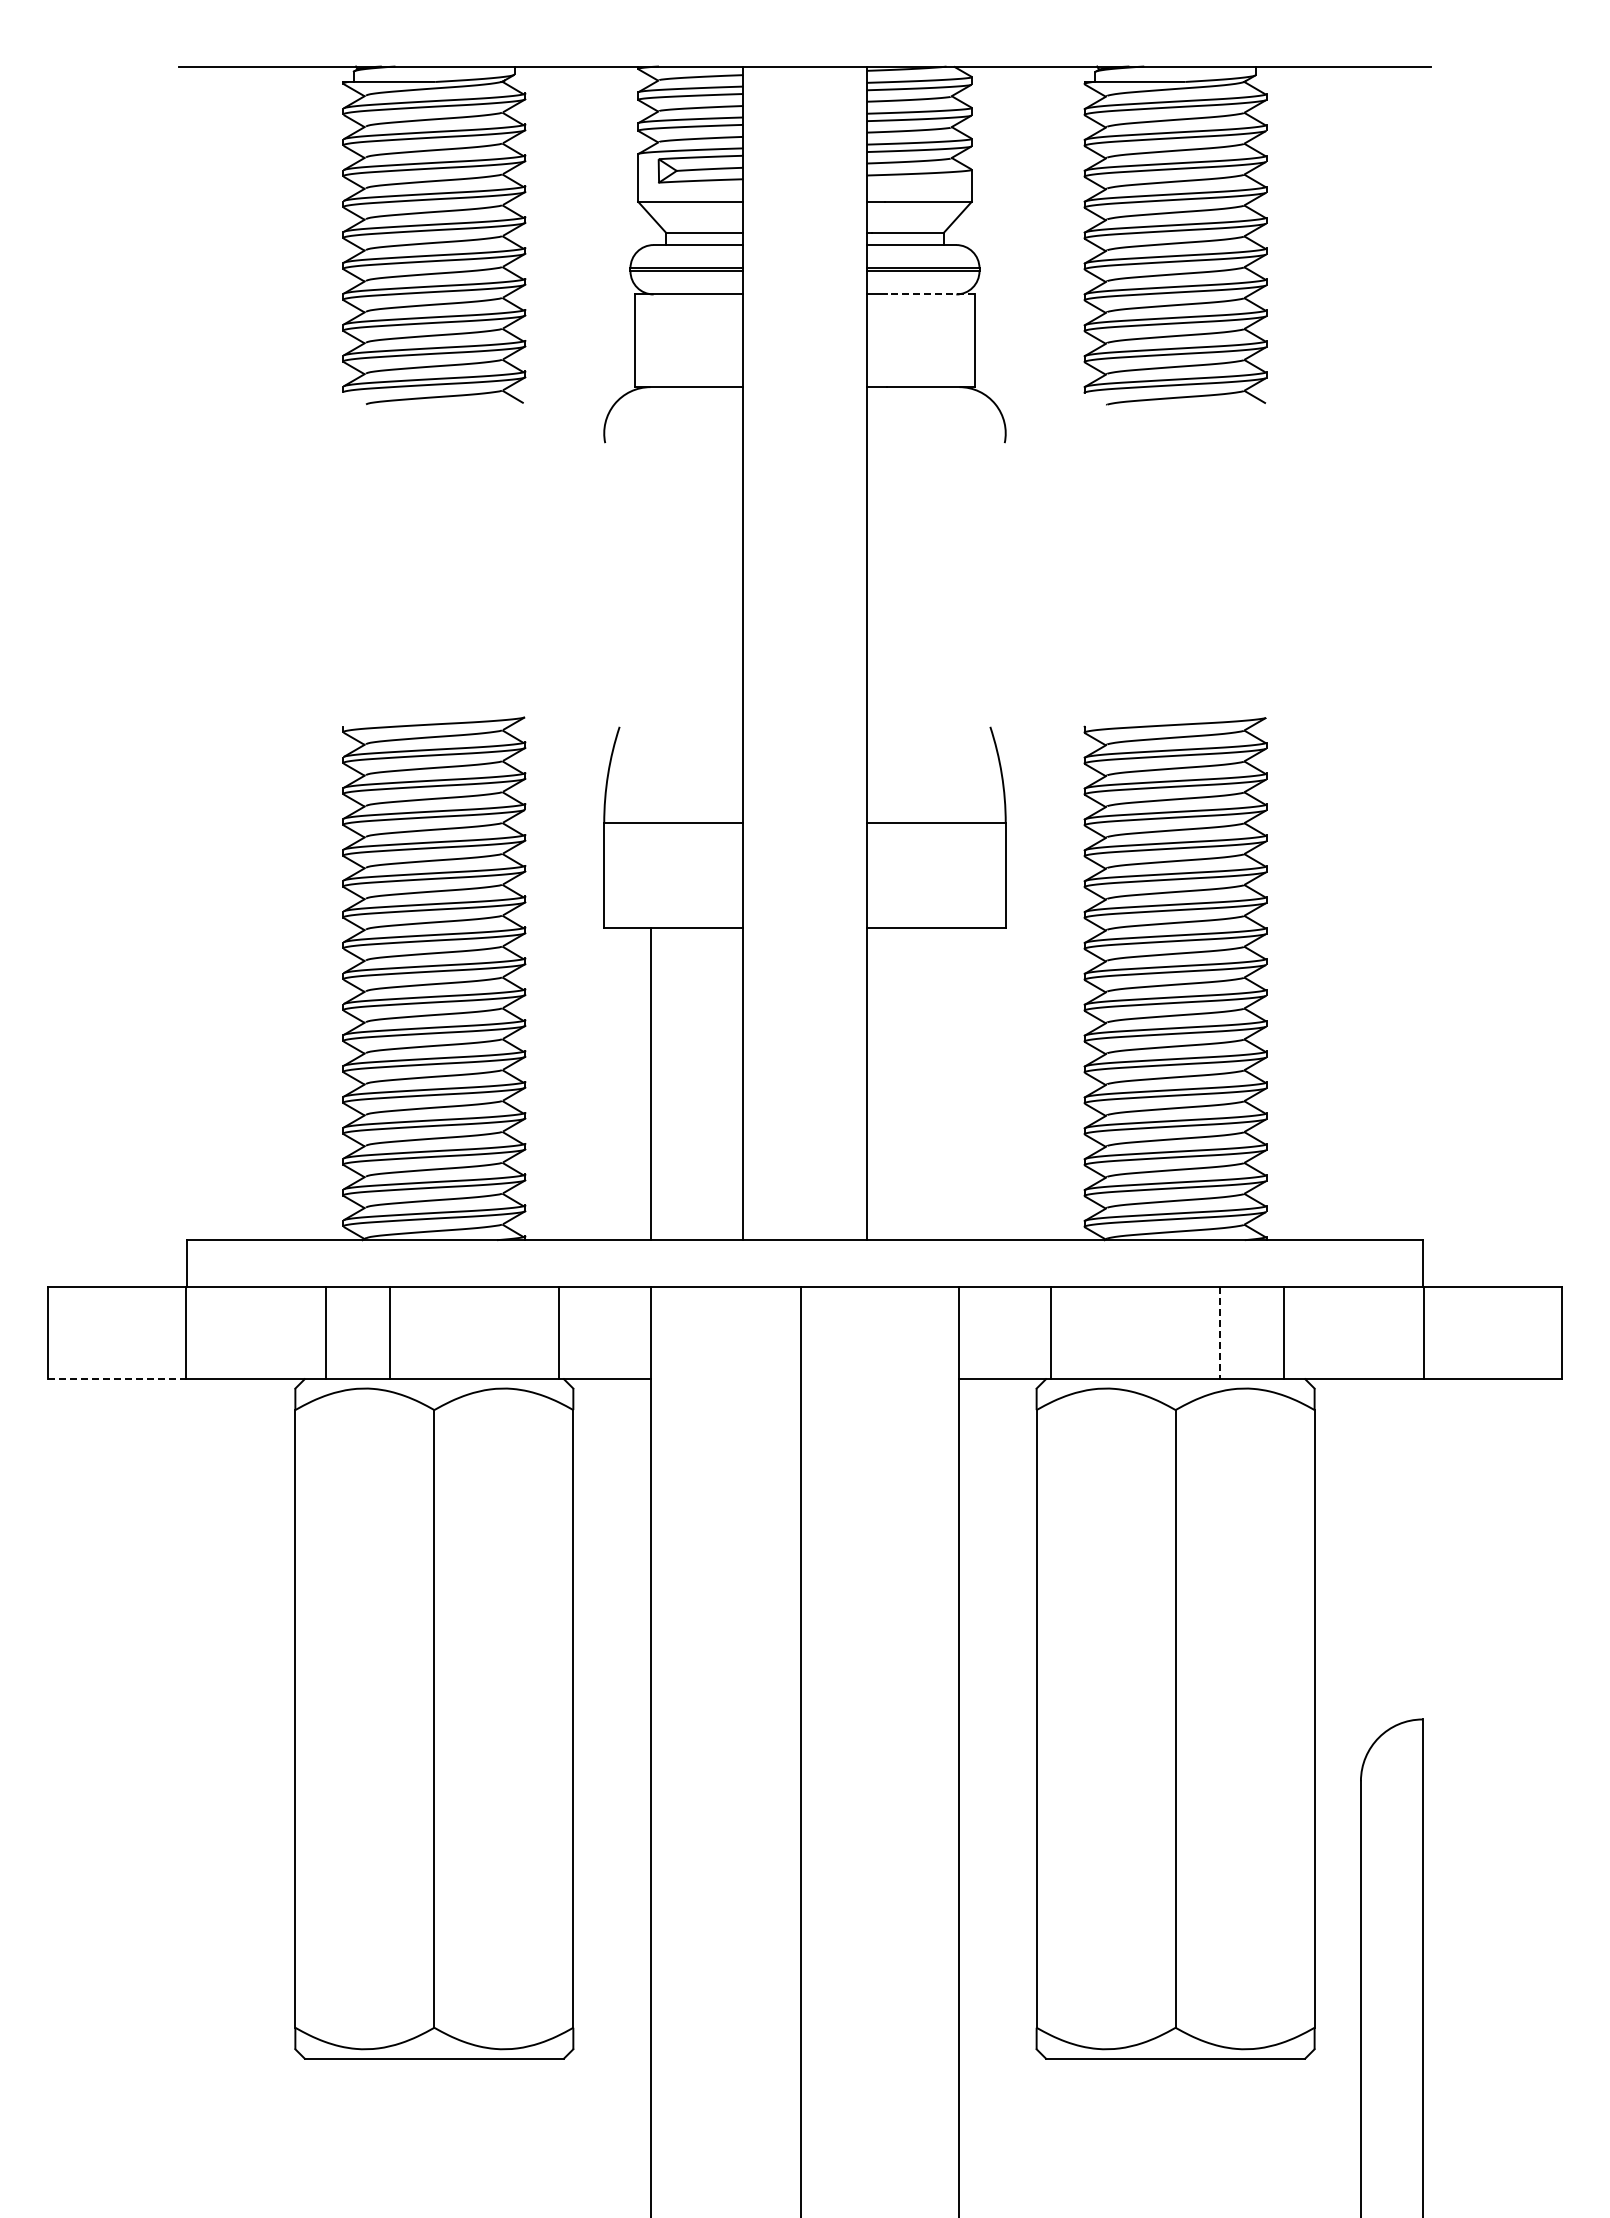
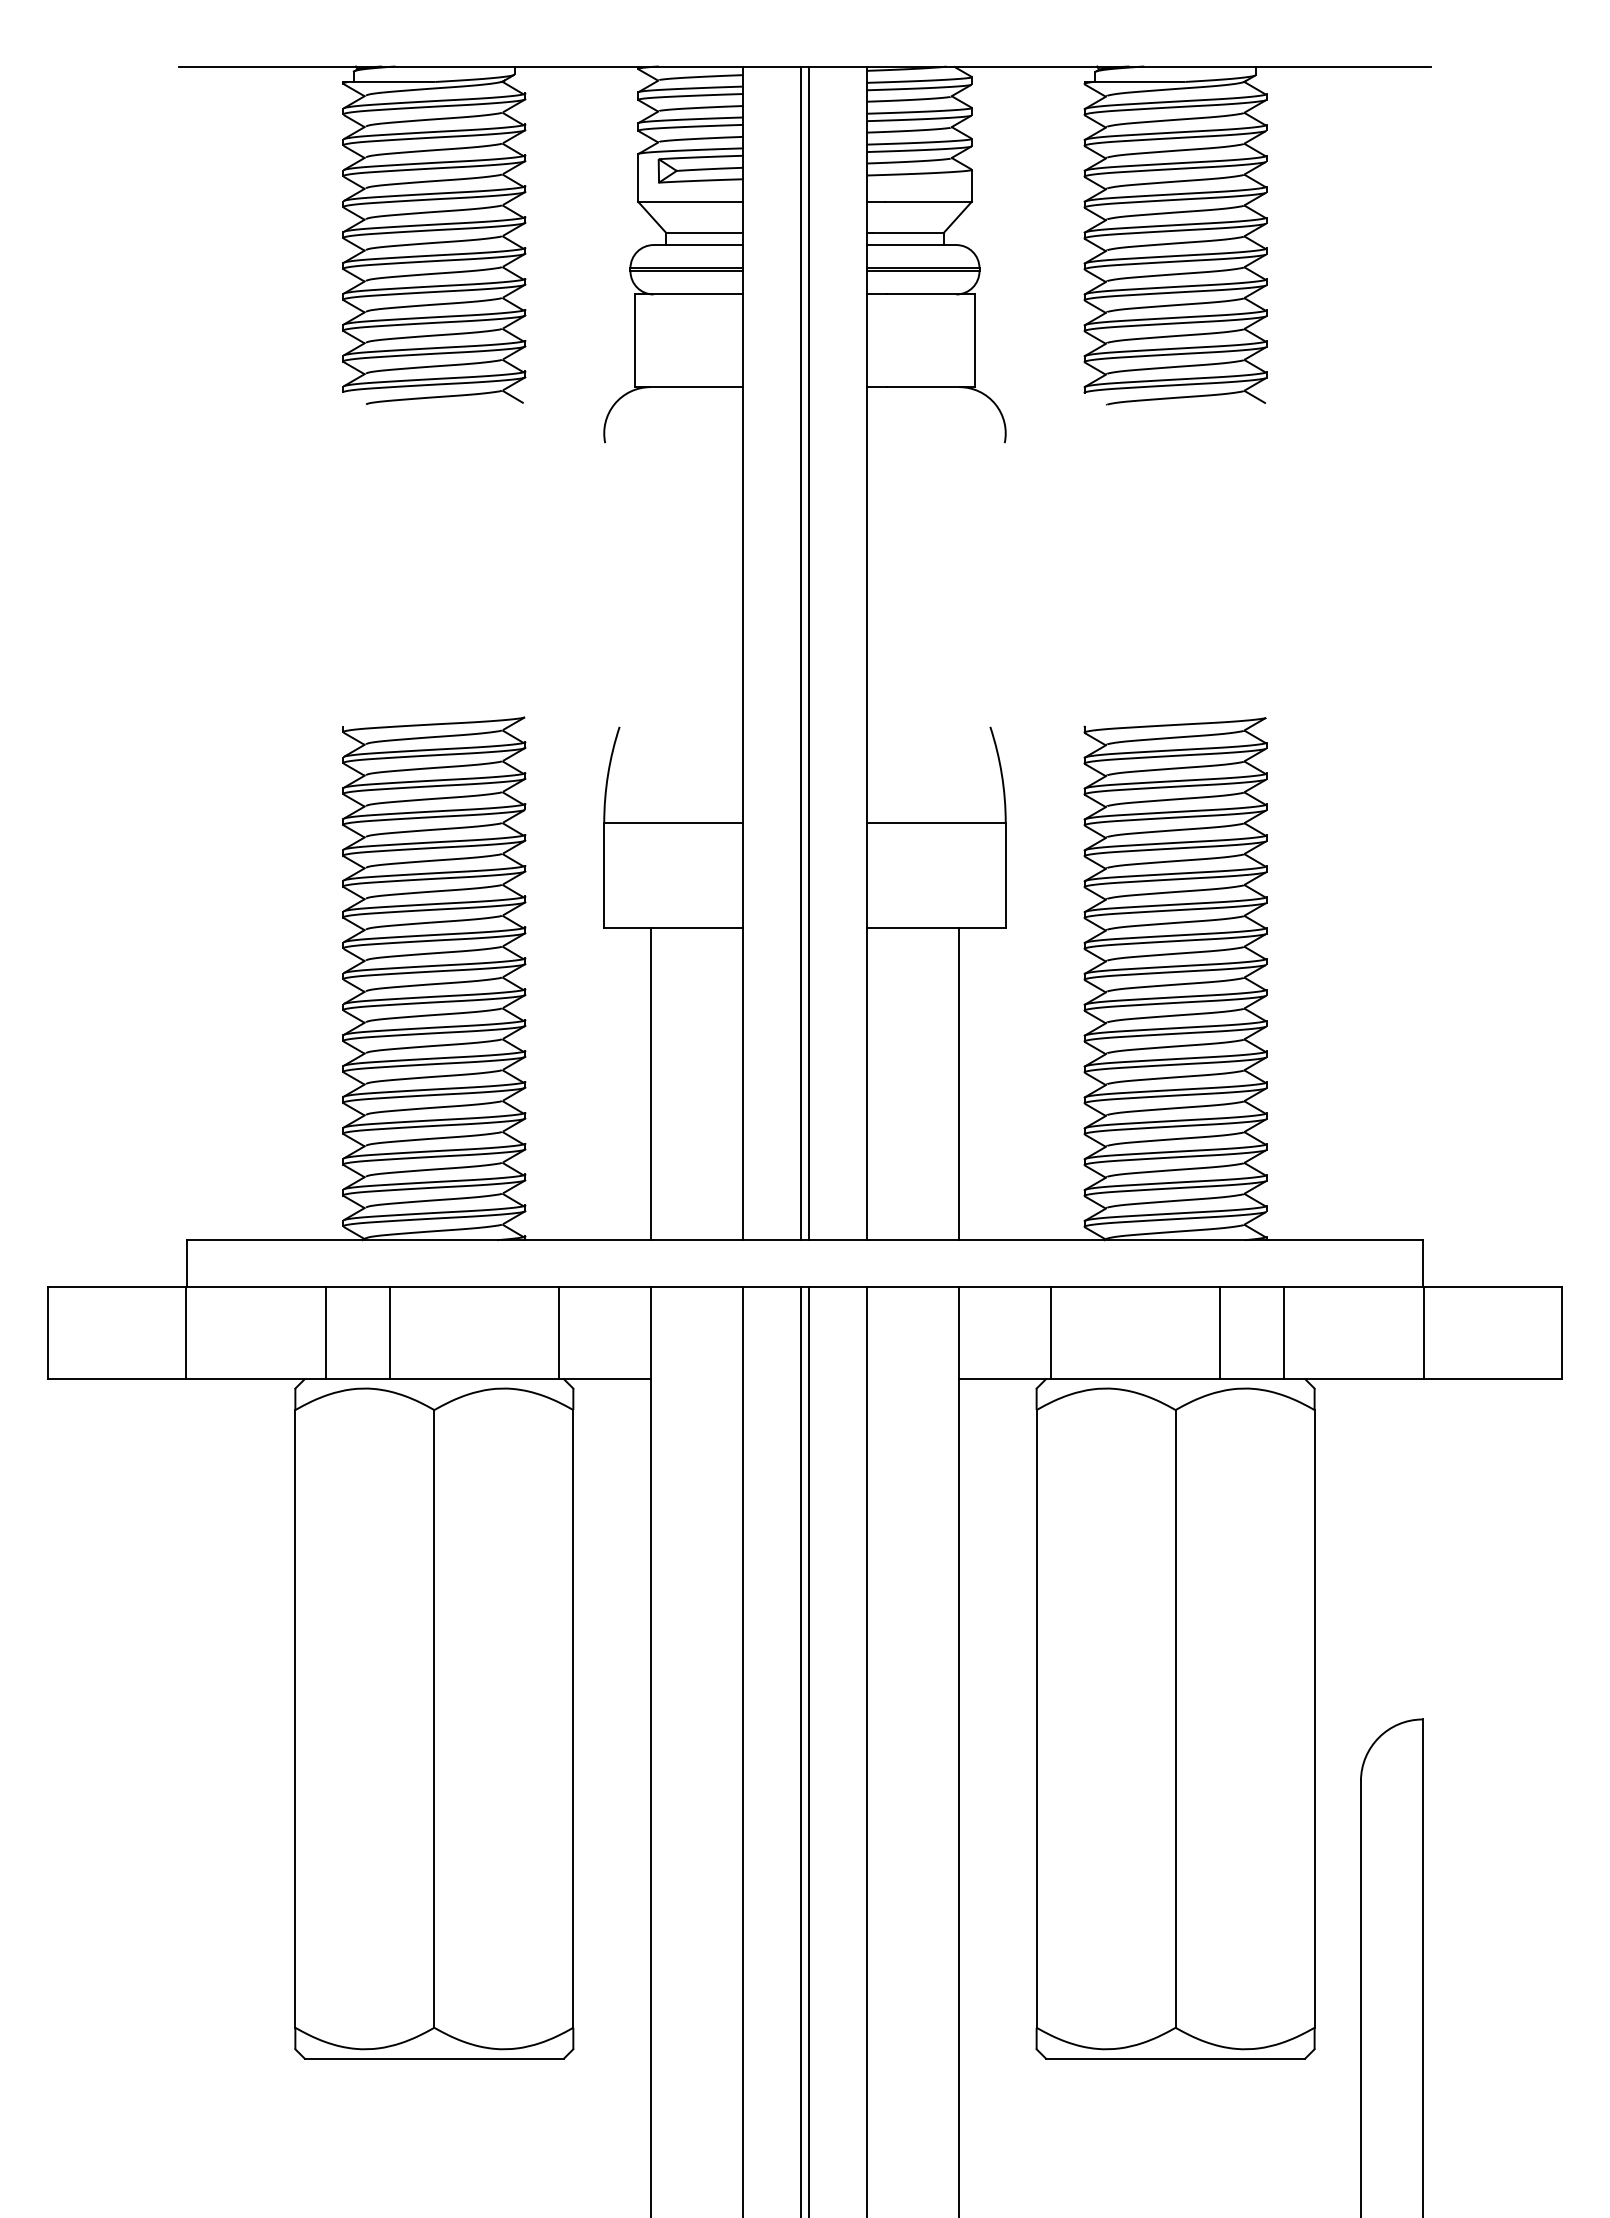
line: dashed -> solid (930, 294)
line: none -> present (800, 653)
line: none -> present (809, 653)
line: none -> present (959, 1083)
line: dashed -> solid (1219, 1333)
line: dashed -> solid (117, 1379)
line: none -> present (743, 1750)
line: none -> present (809, 1750)
line: none -> present (866, 1750)
